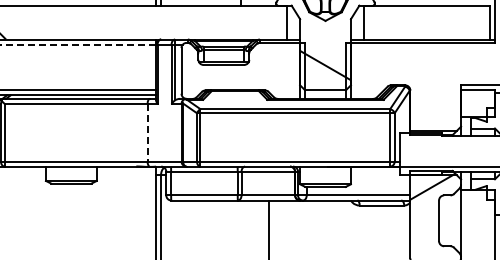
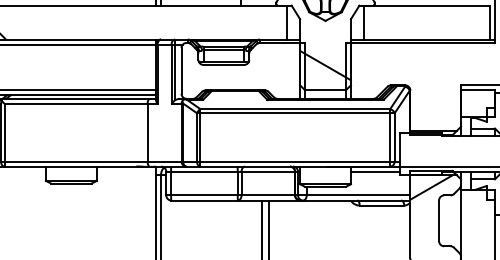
line: dashed -> solid (78, 44)
line: dashed -> solid (147, 132)
line: none -> present (375, 171)
line: none -> present (262, 228)
